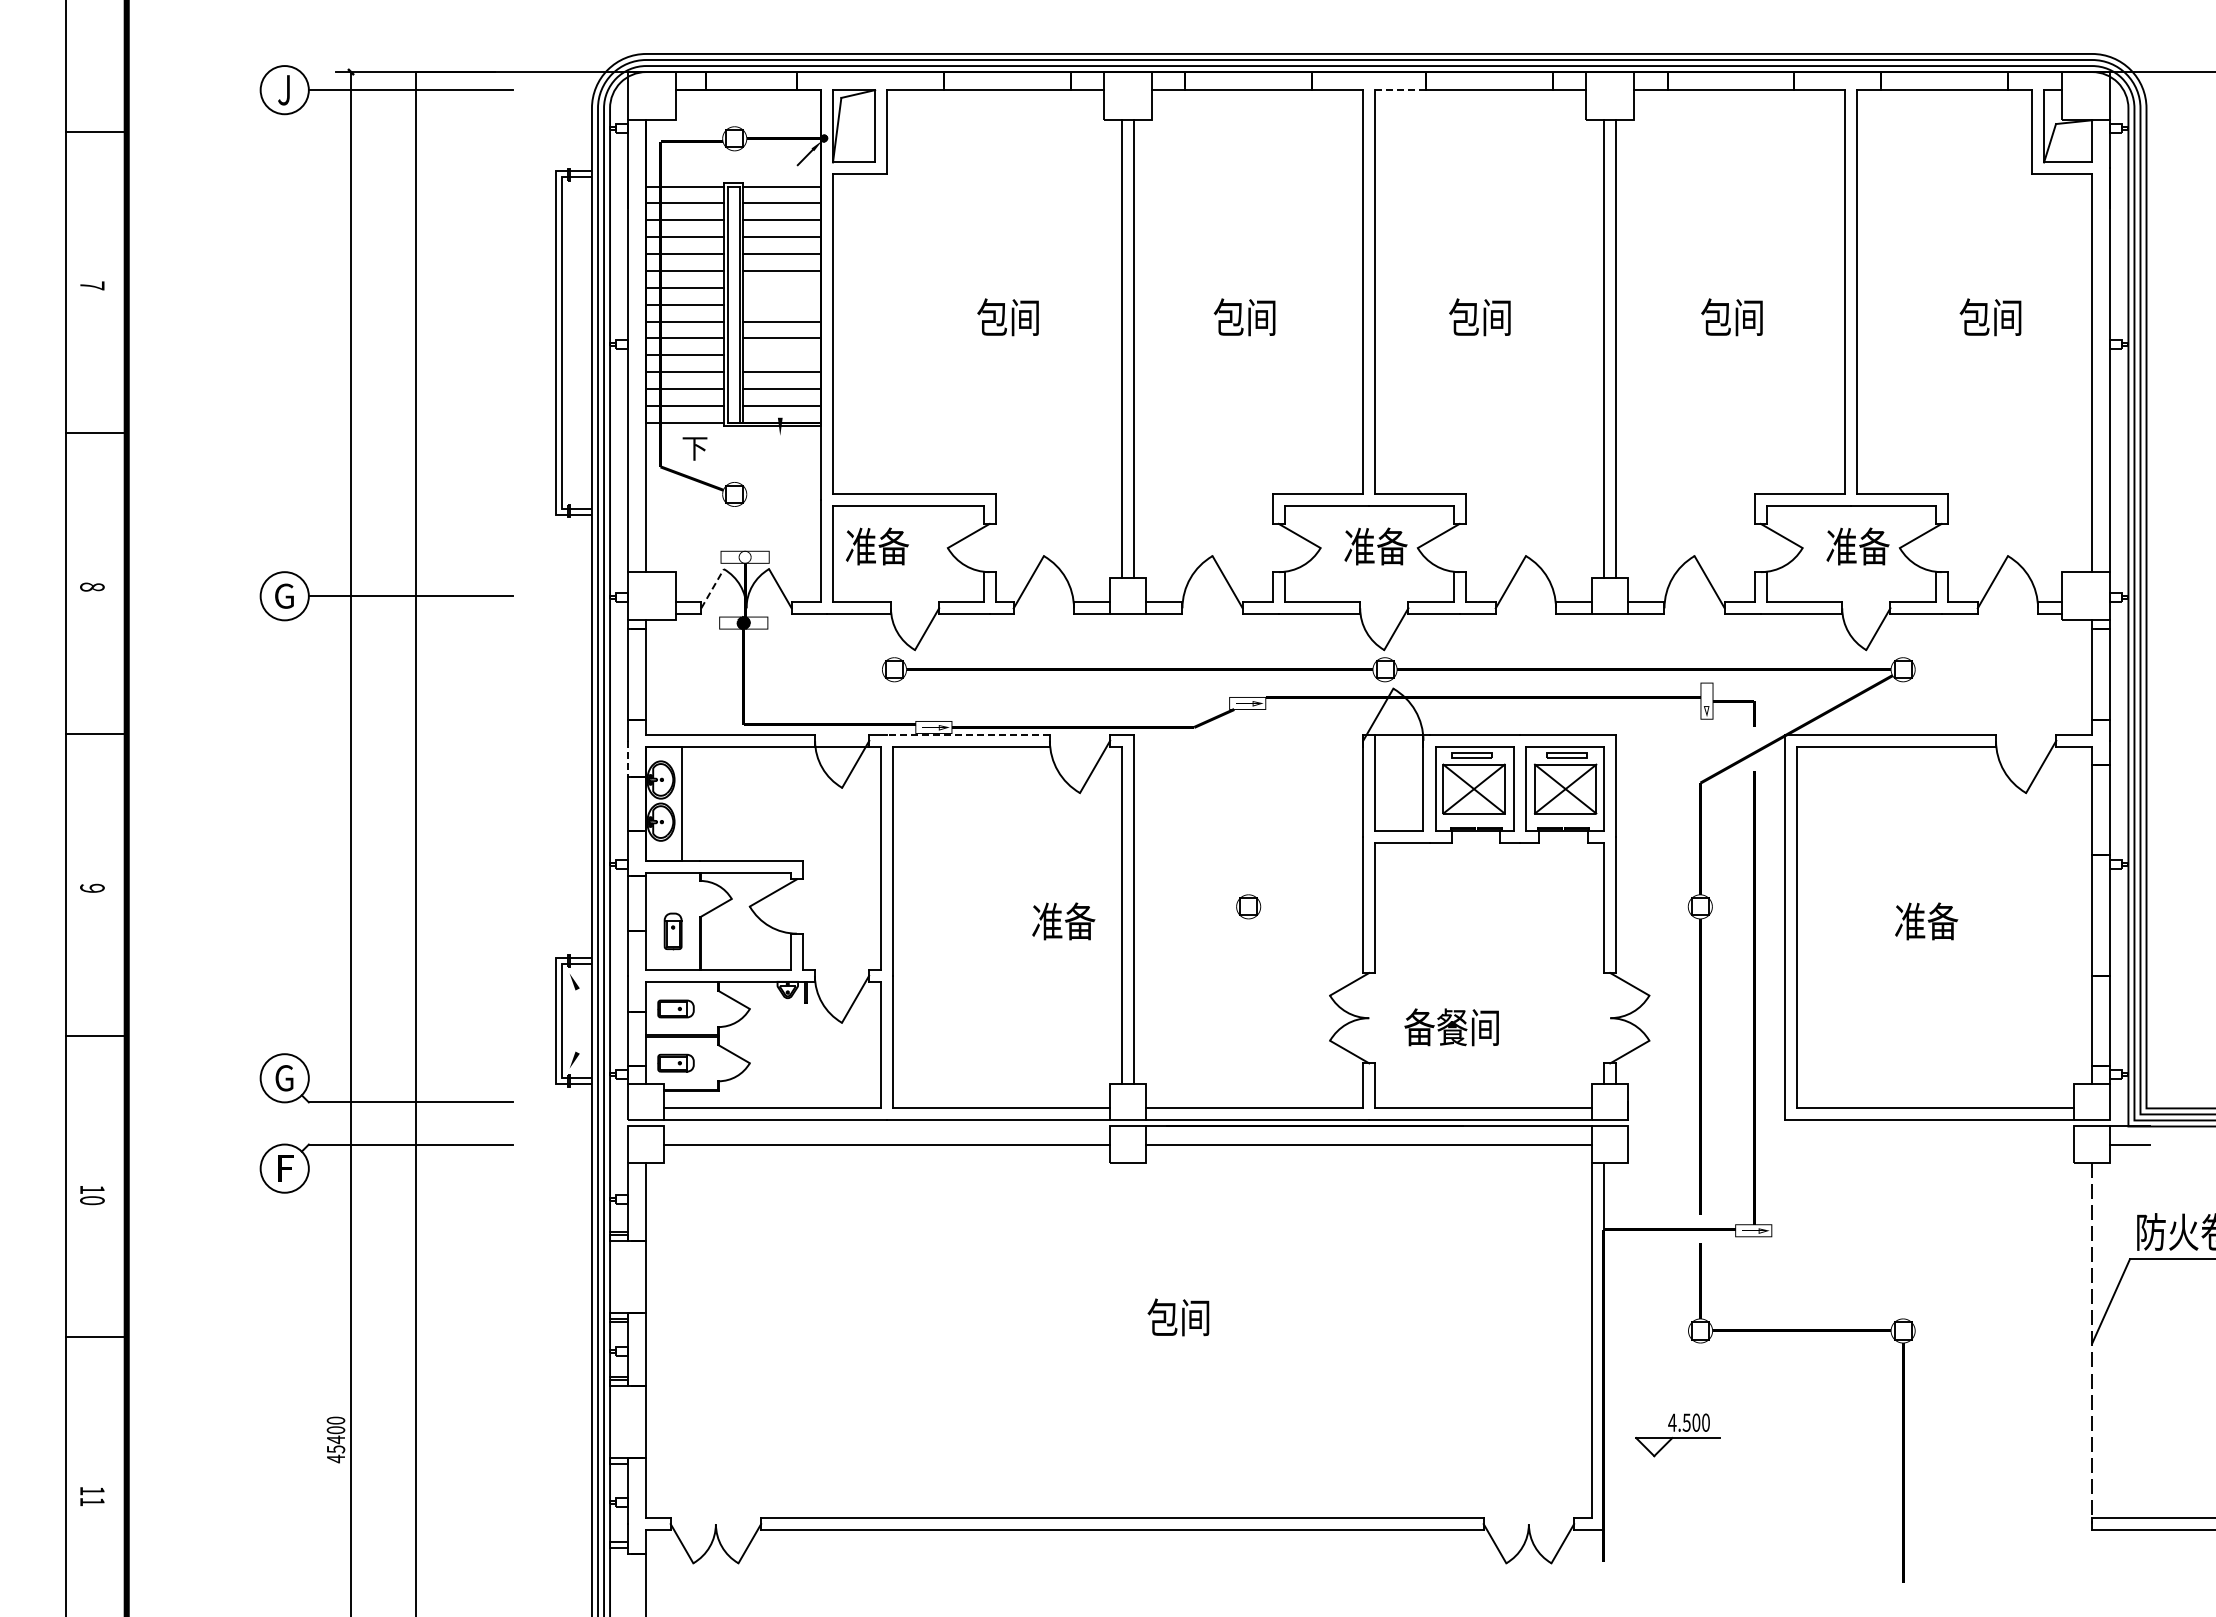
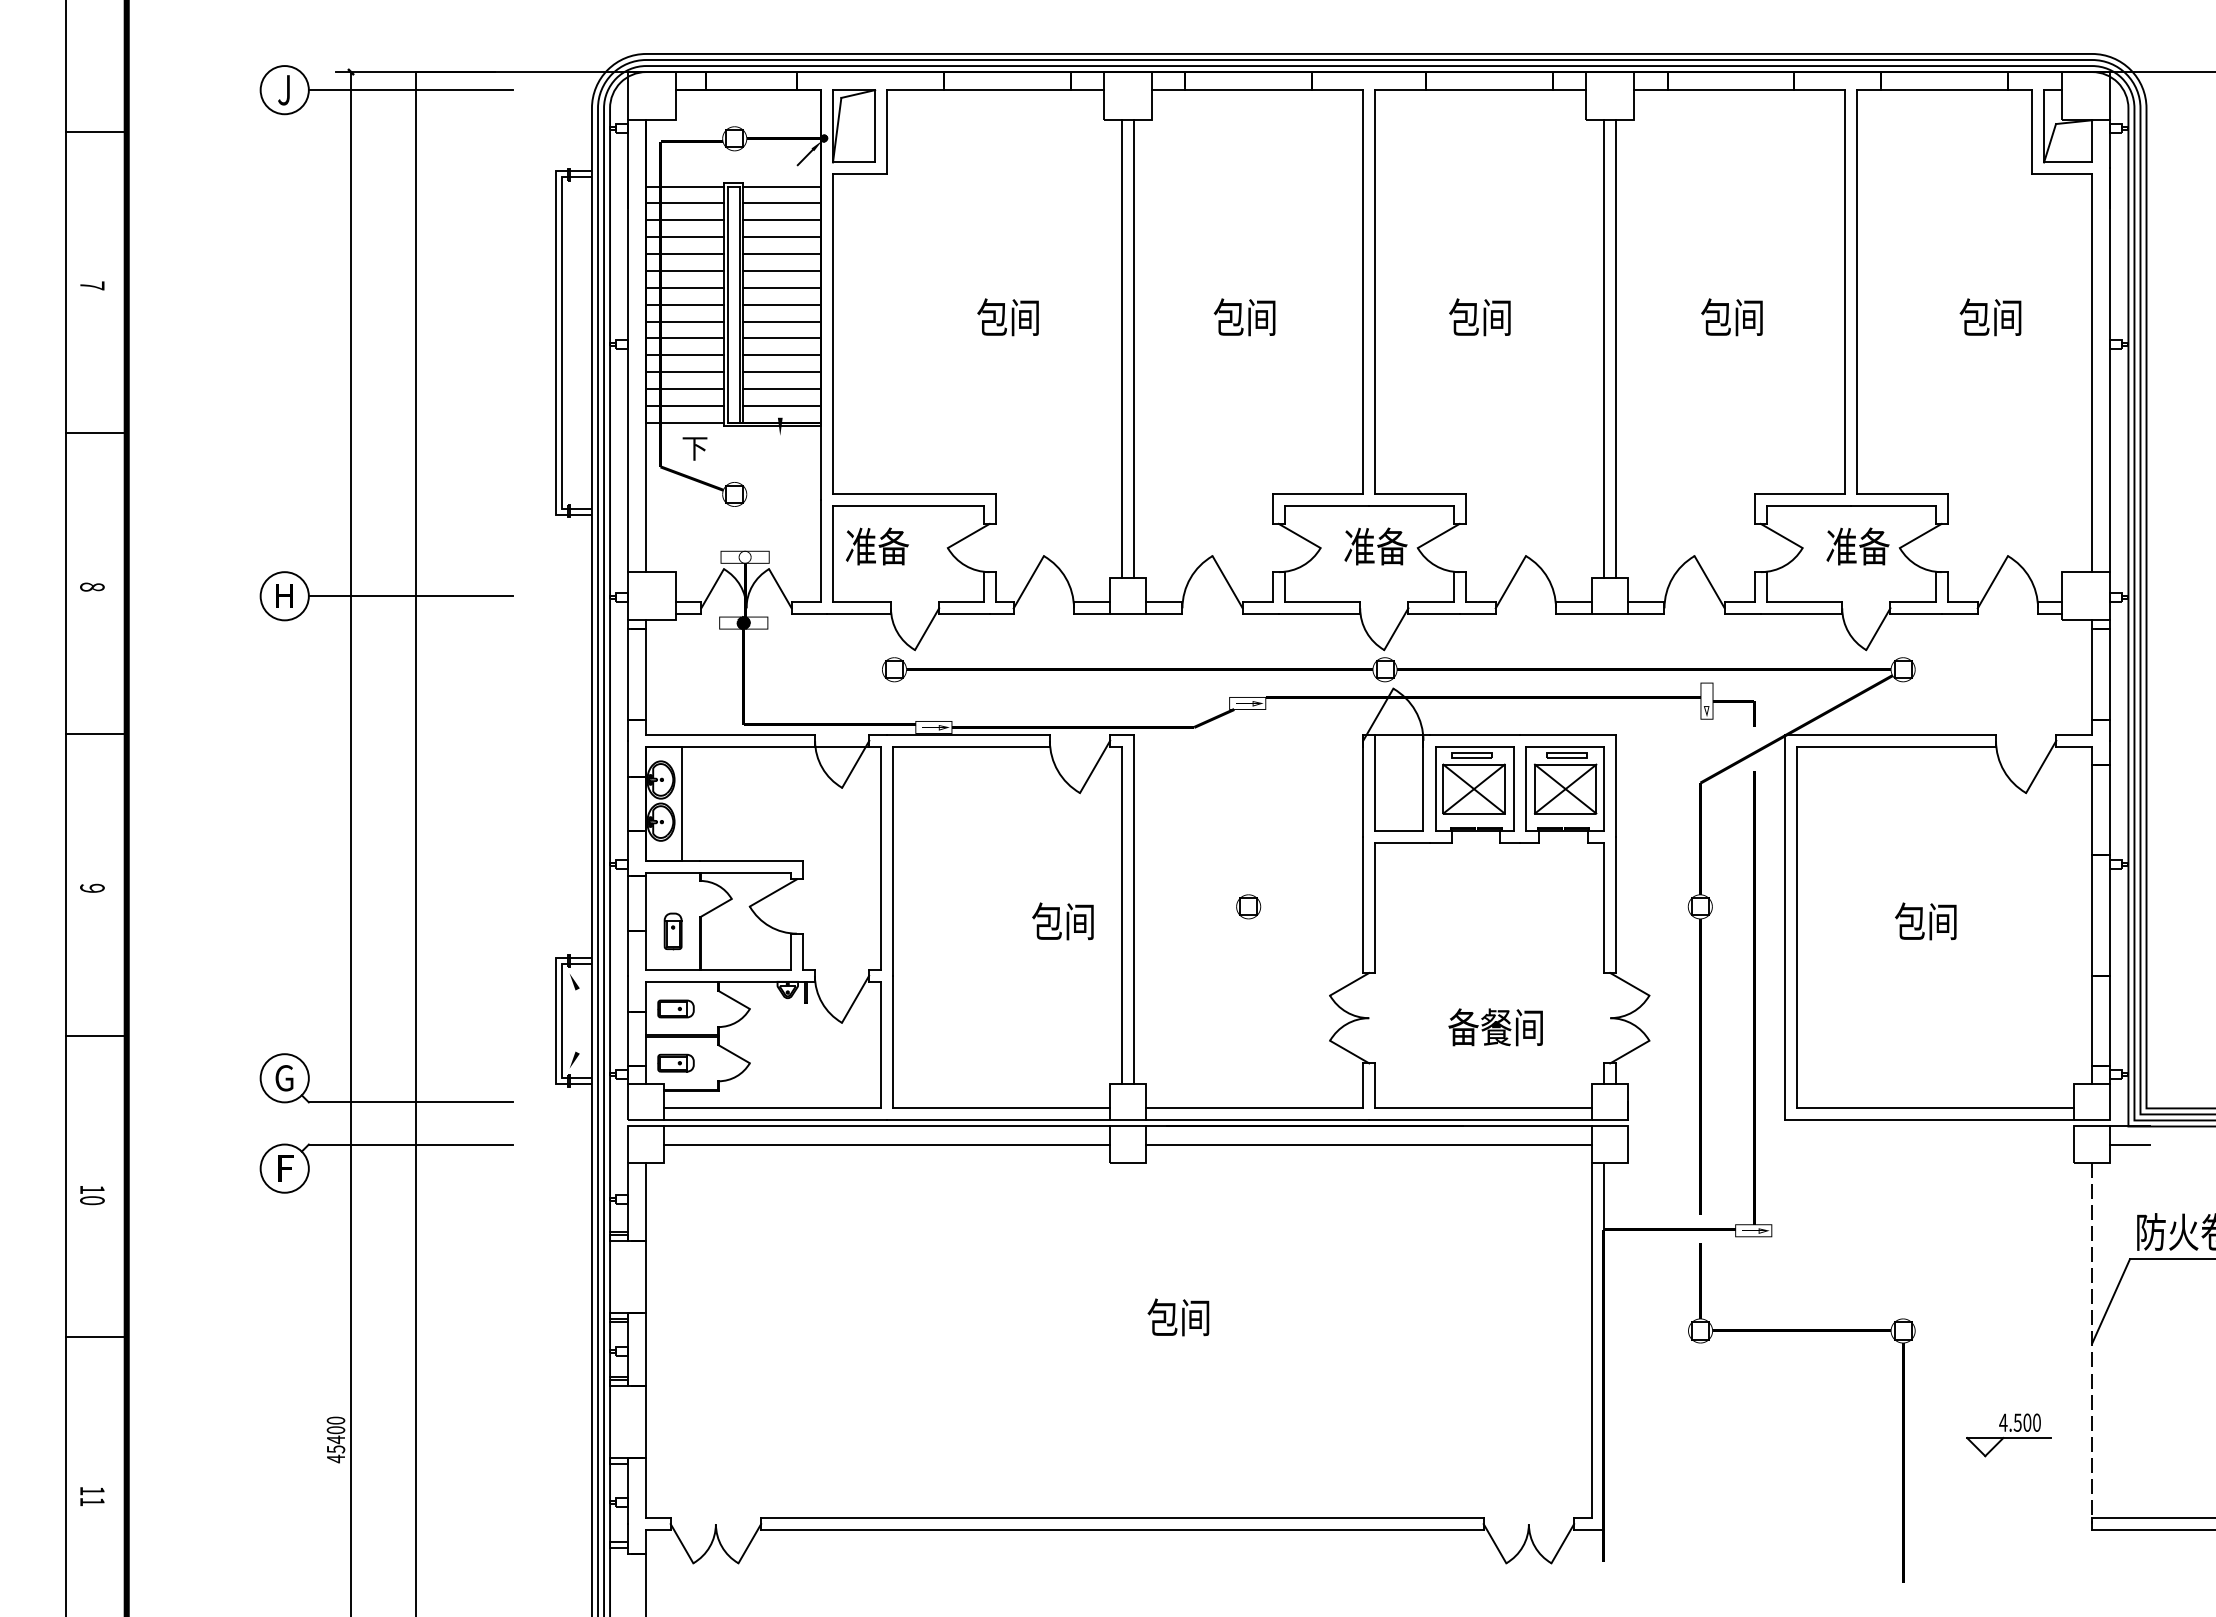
line: dashed -> solid (1400, 90)
line: none -> present (781, 287)
line: none -> present (781, 304)
line: none -> present (781, 355)
line: dashed -> solid (712, 588)
text: G -> H (284, 595)
line: dashed -> solid (968, 734)
line: dashed -> solid (628, 759)
text: 准备 -> 包间 (1063, 921)
text: 准备 -> 包间 (1926, 921)
text position: (1451, 1027) -> (1495, 1027) (1495, 1027)
line: none -> present (887, 1126)
part position: (1677, 1435) -> (2008, 1435) (2008, 1435)
